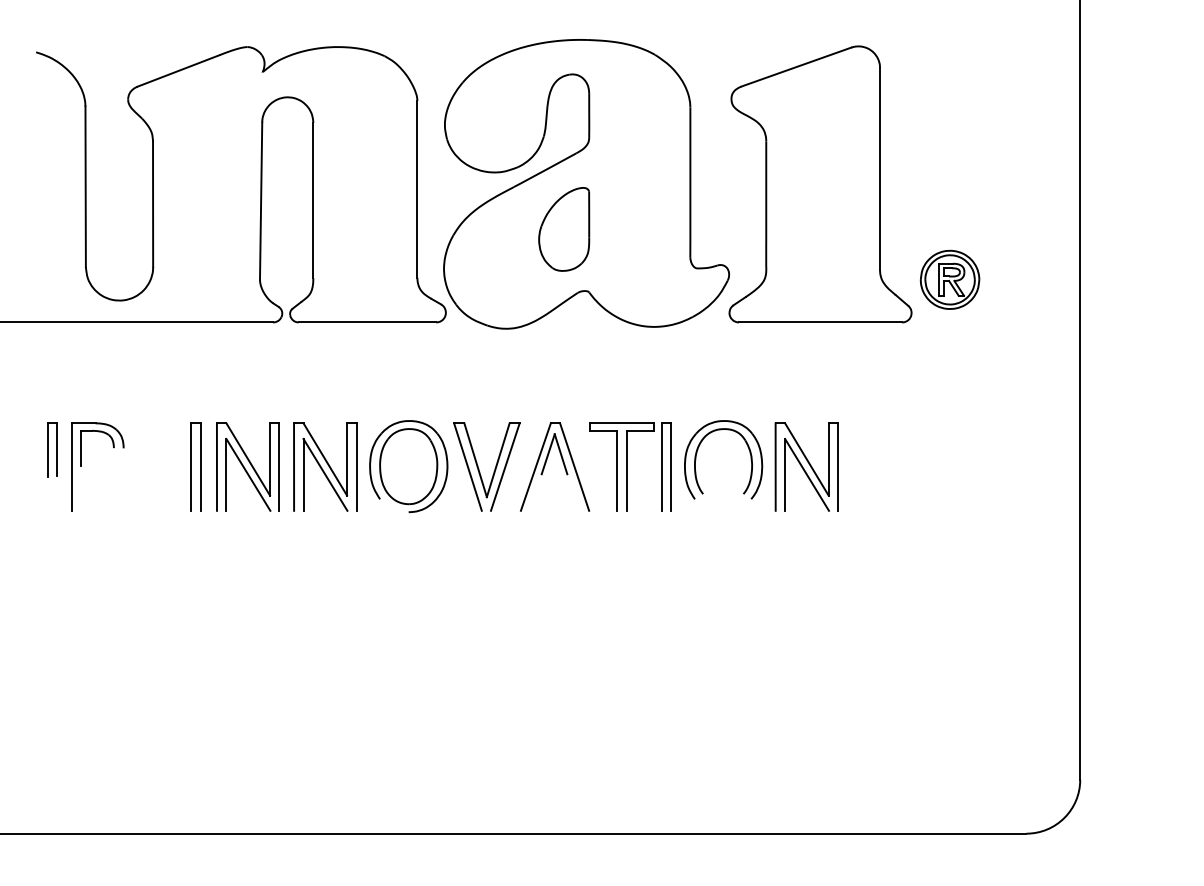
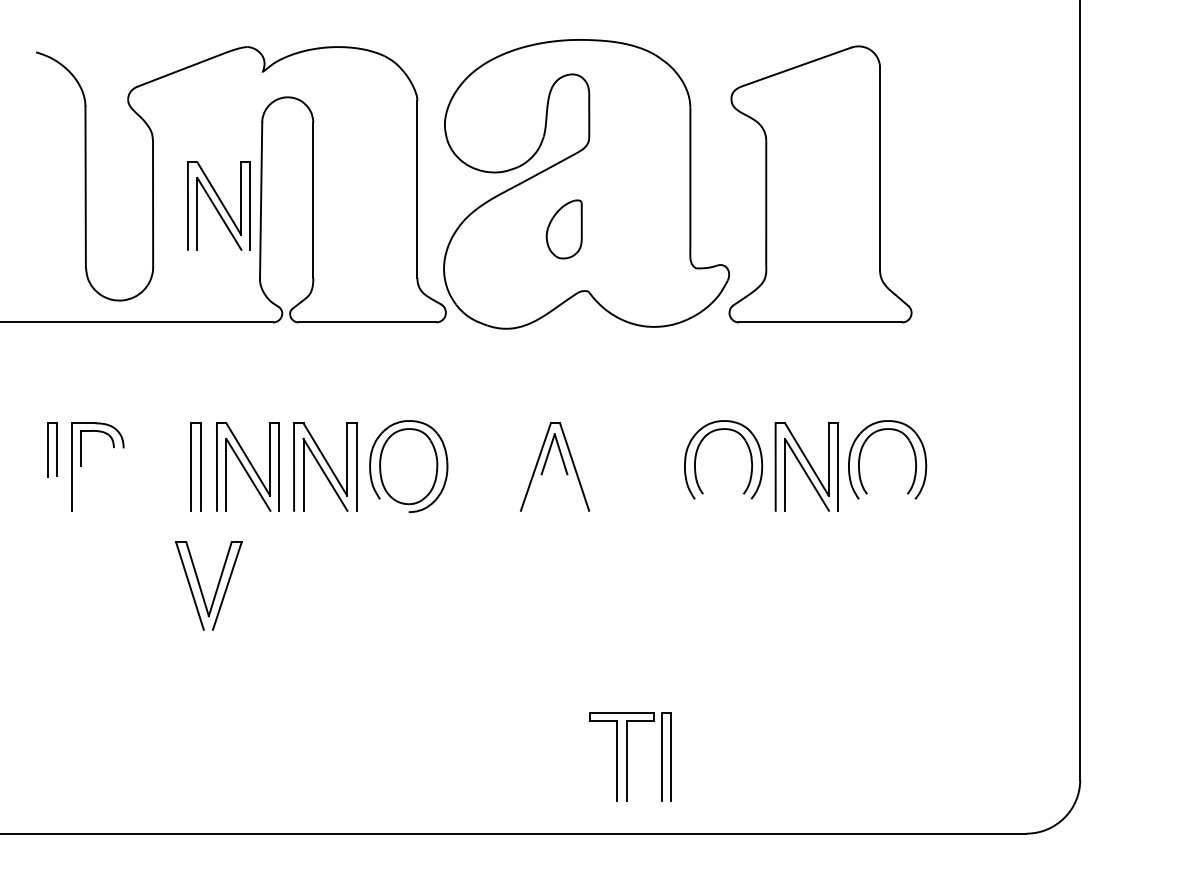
part: none -> present (218, 205)
part size: 53x85 px -> 38x61 px (563, 229)
part: present -> none (949, 279)
part: none -> present (861, 453)
part position: (630, 466) -> (630, 756) (630, 756)
part position: (479, 468) -> (201, 587) (201, 587)
